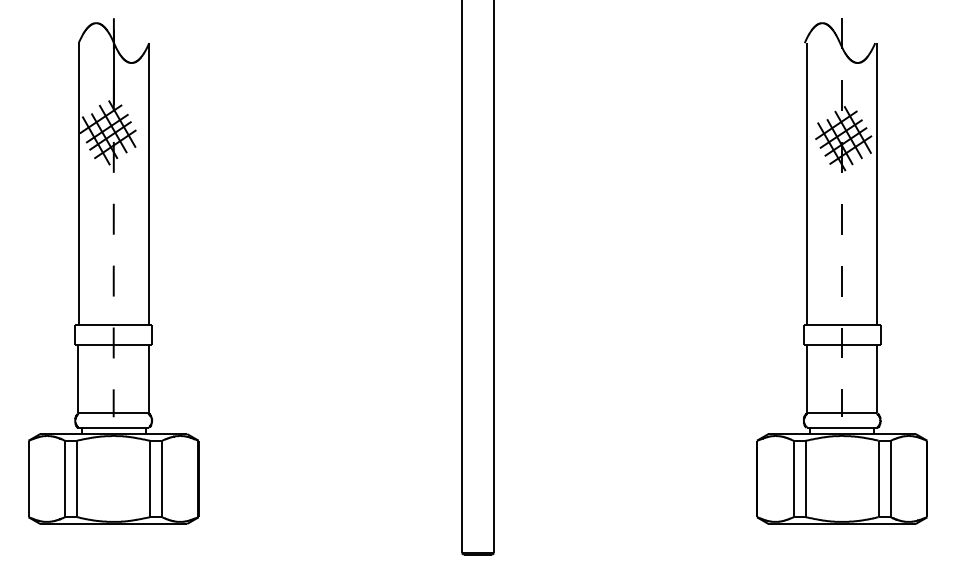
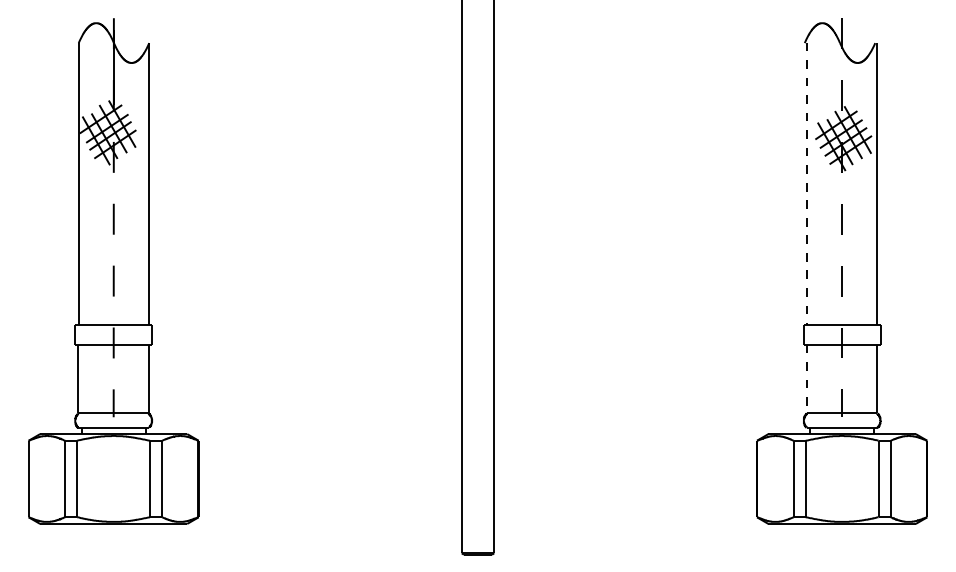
line: solid -> dashed (806, 184)
line: solid -> dashed (806, 379)
